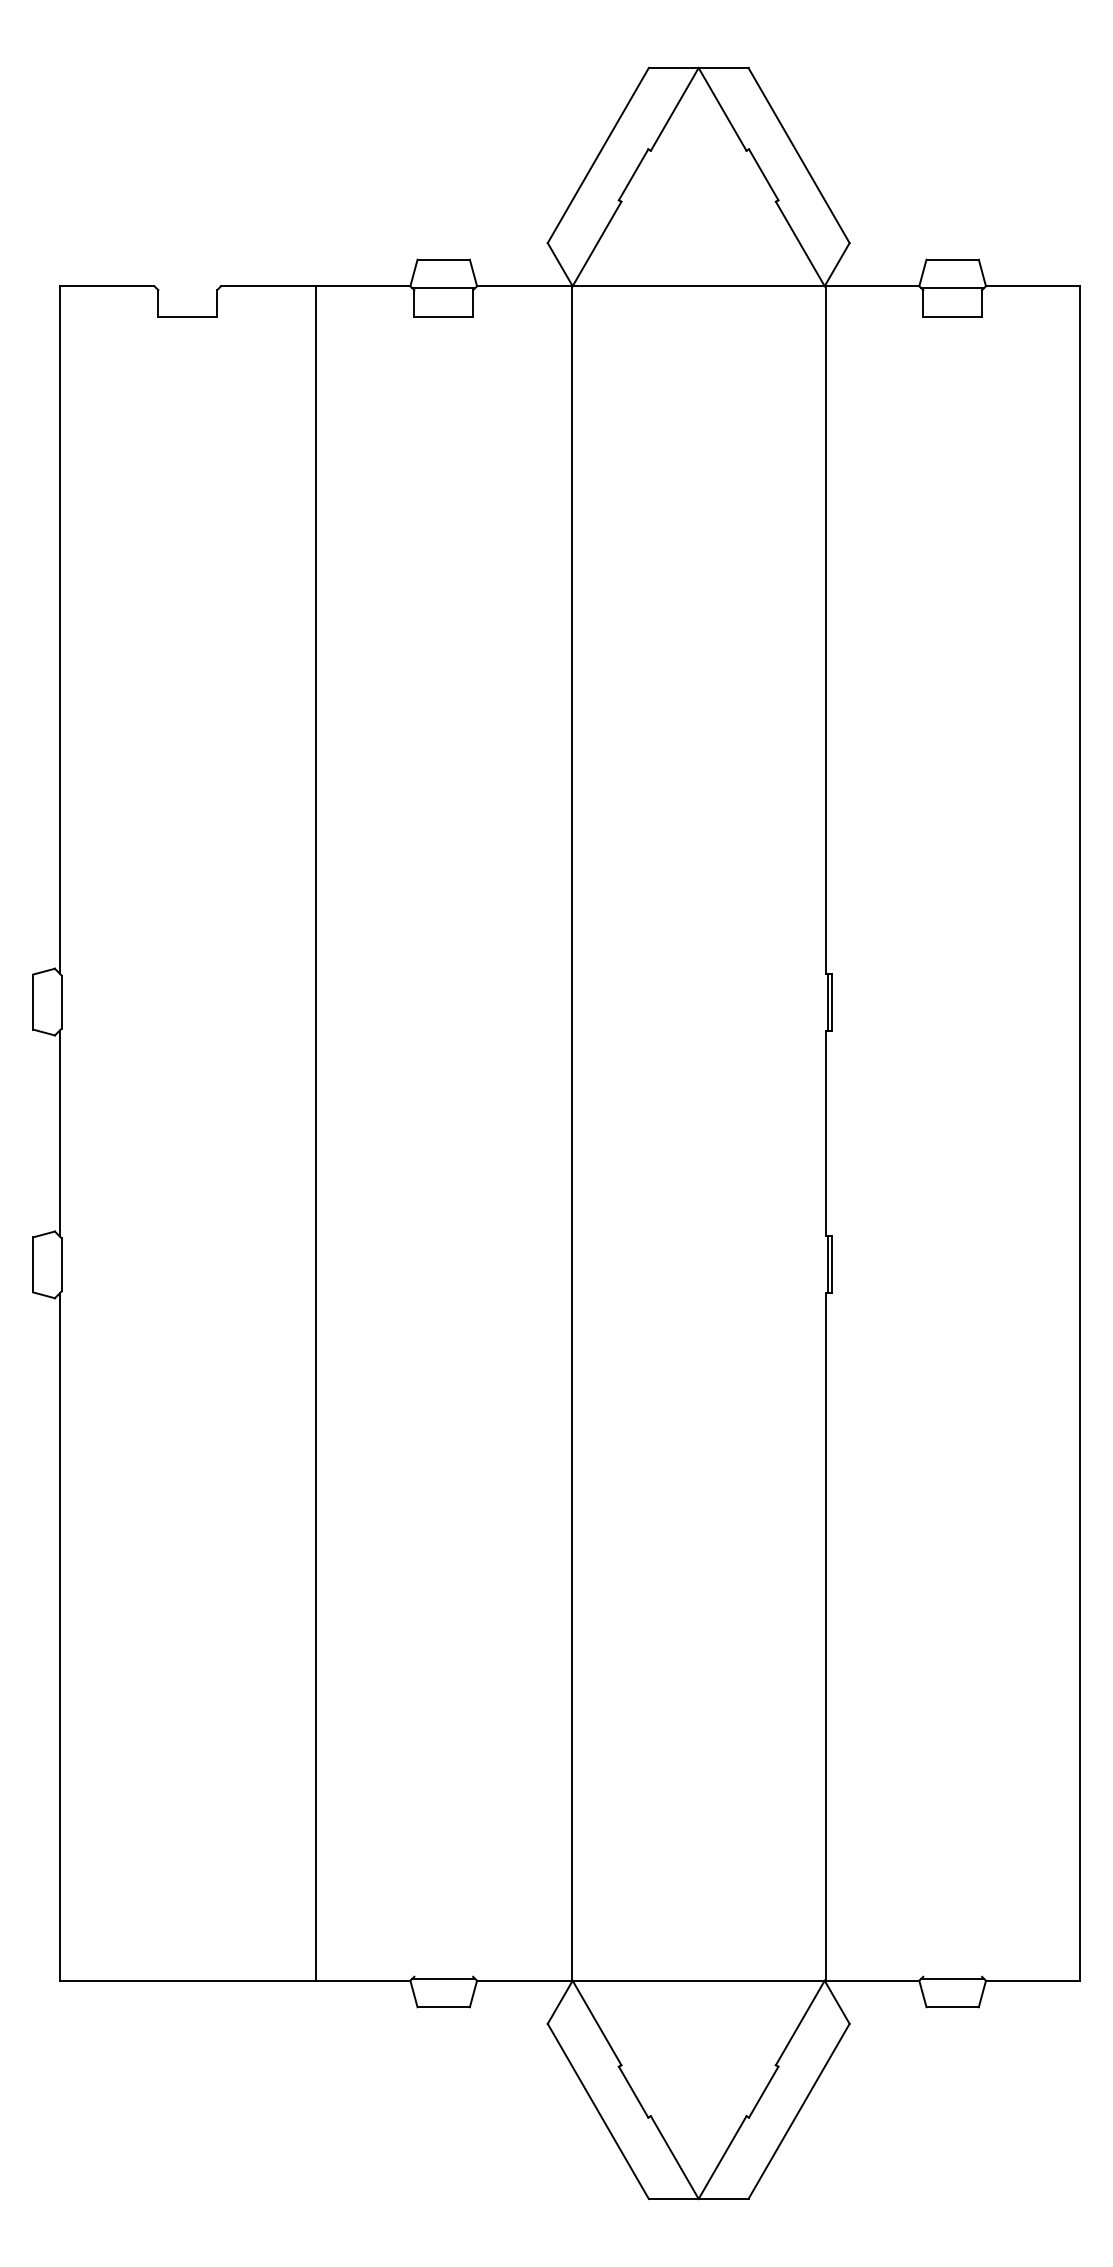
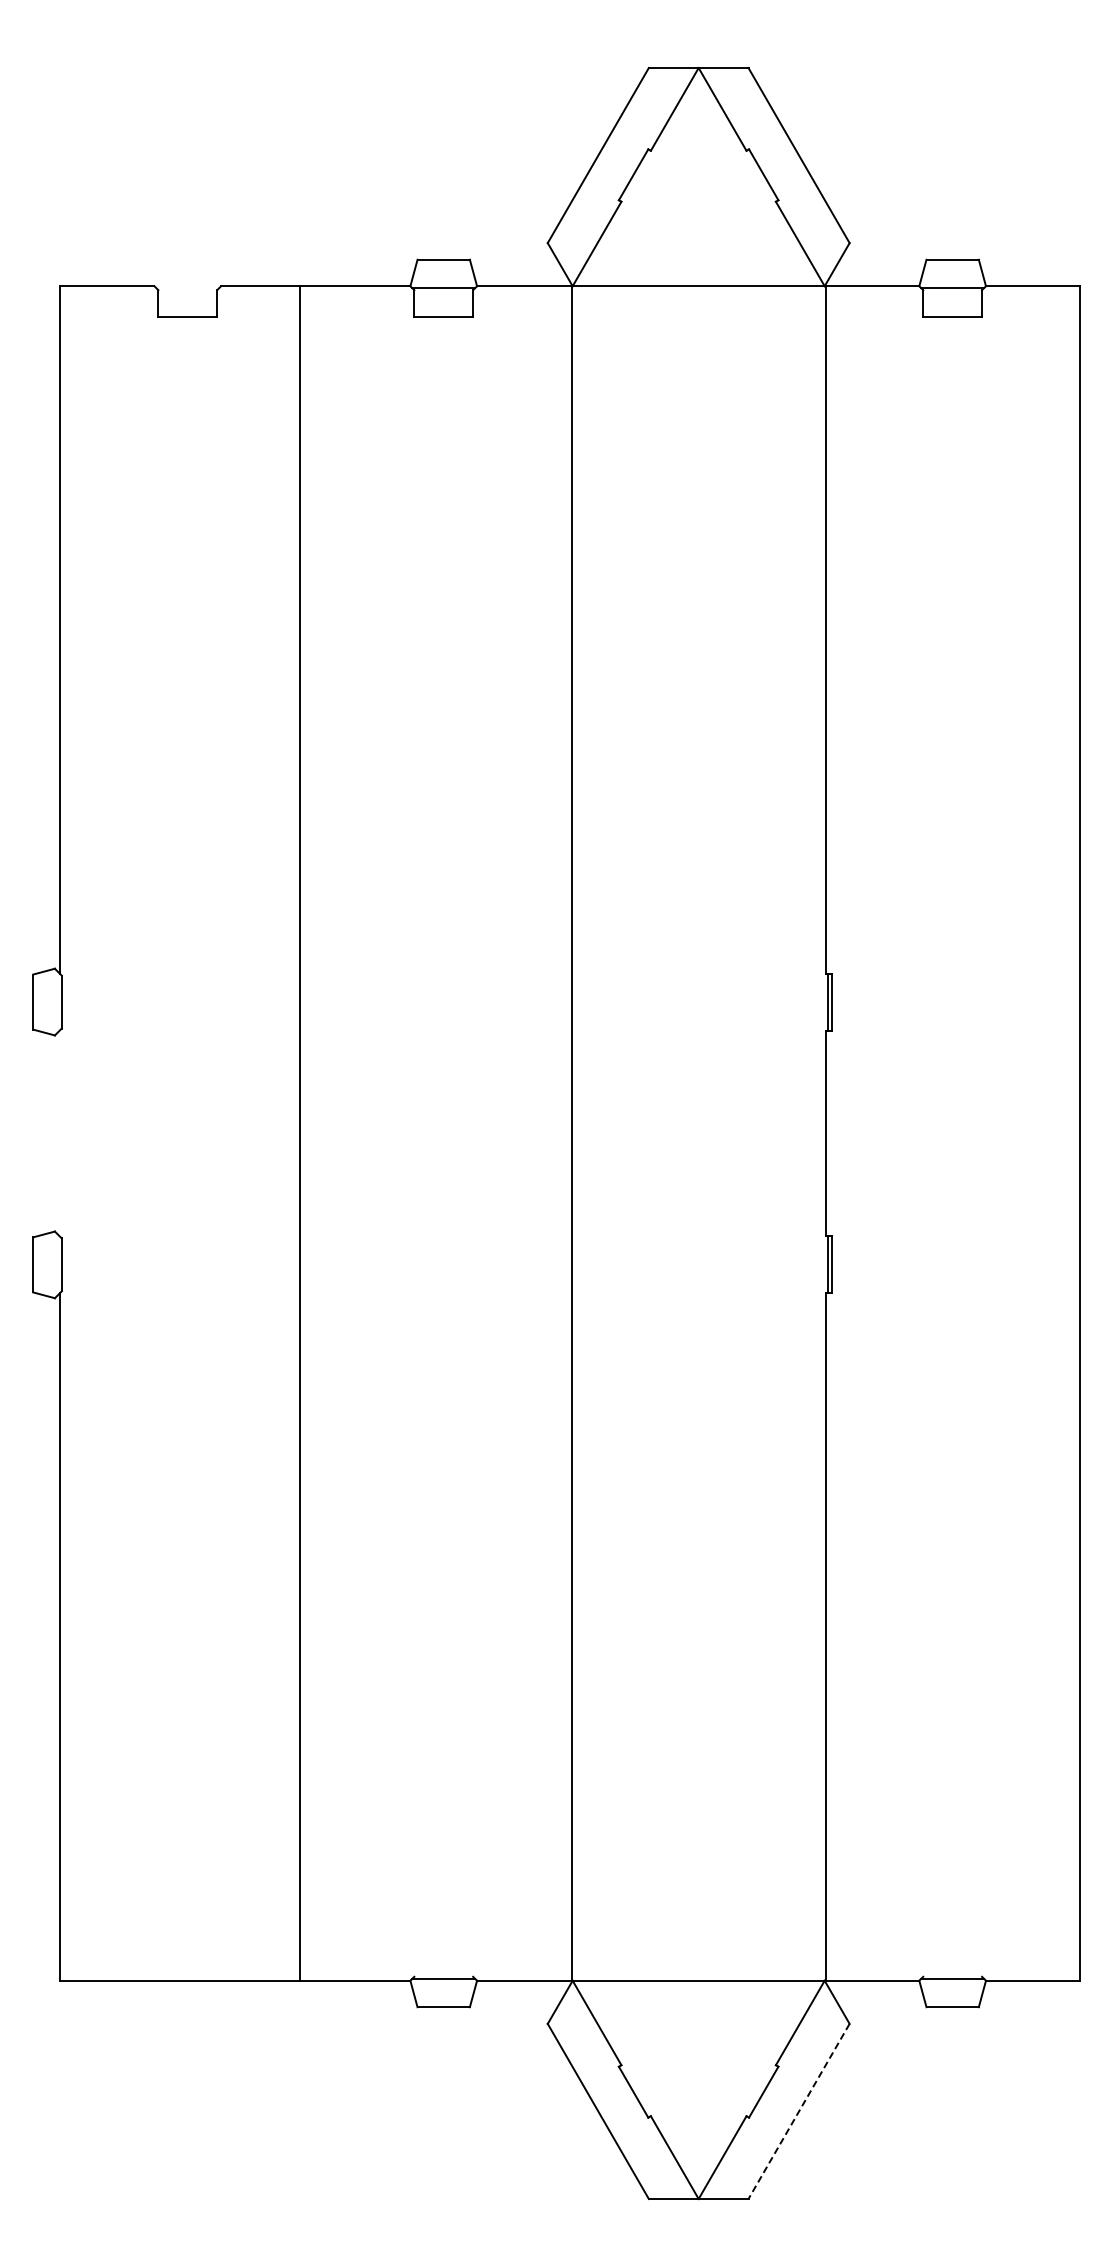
line: present -> none (59, 1133)
line position: (315, 1133) -> (299, 1133) (299, 1133)
line: solid -> dashed (798, 2111)
